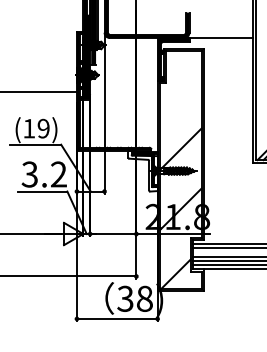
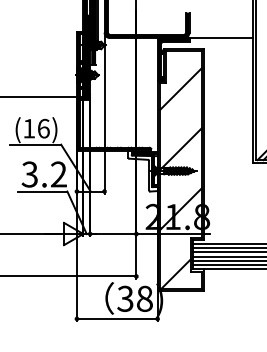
line: none -> present (180, 88)
line position: (39, 92) -> (39, 97) (39, 97)
text: (19) -> (16) (43, 128)
line: none -> present (228, 252)
